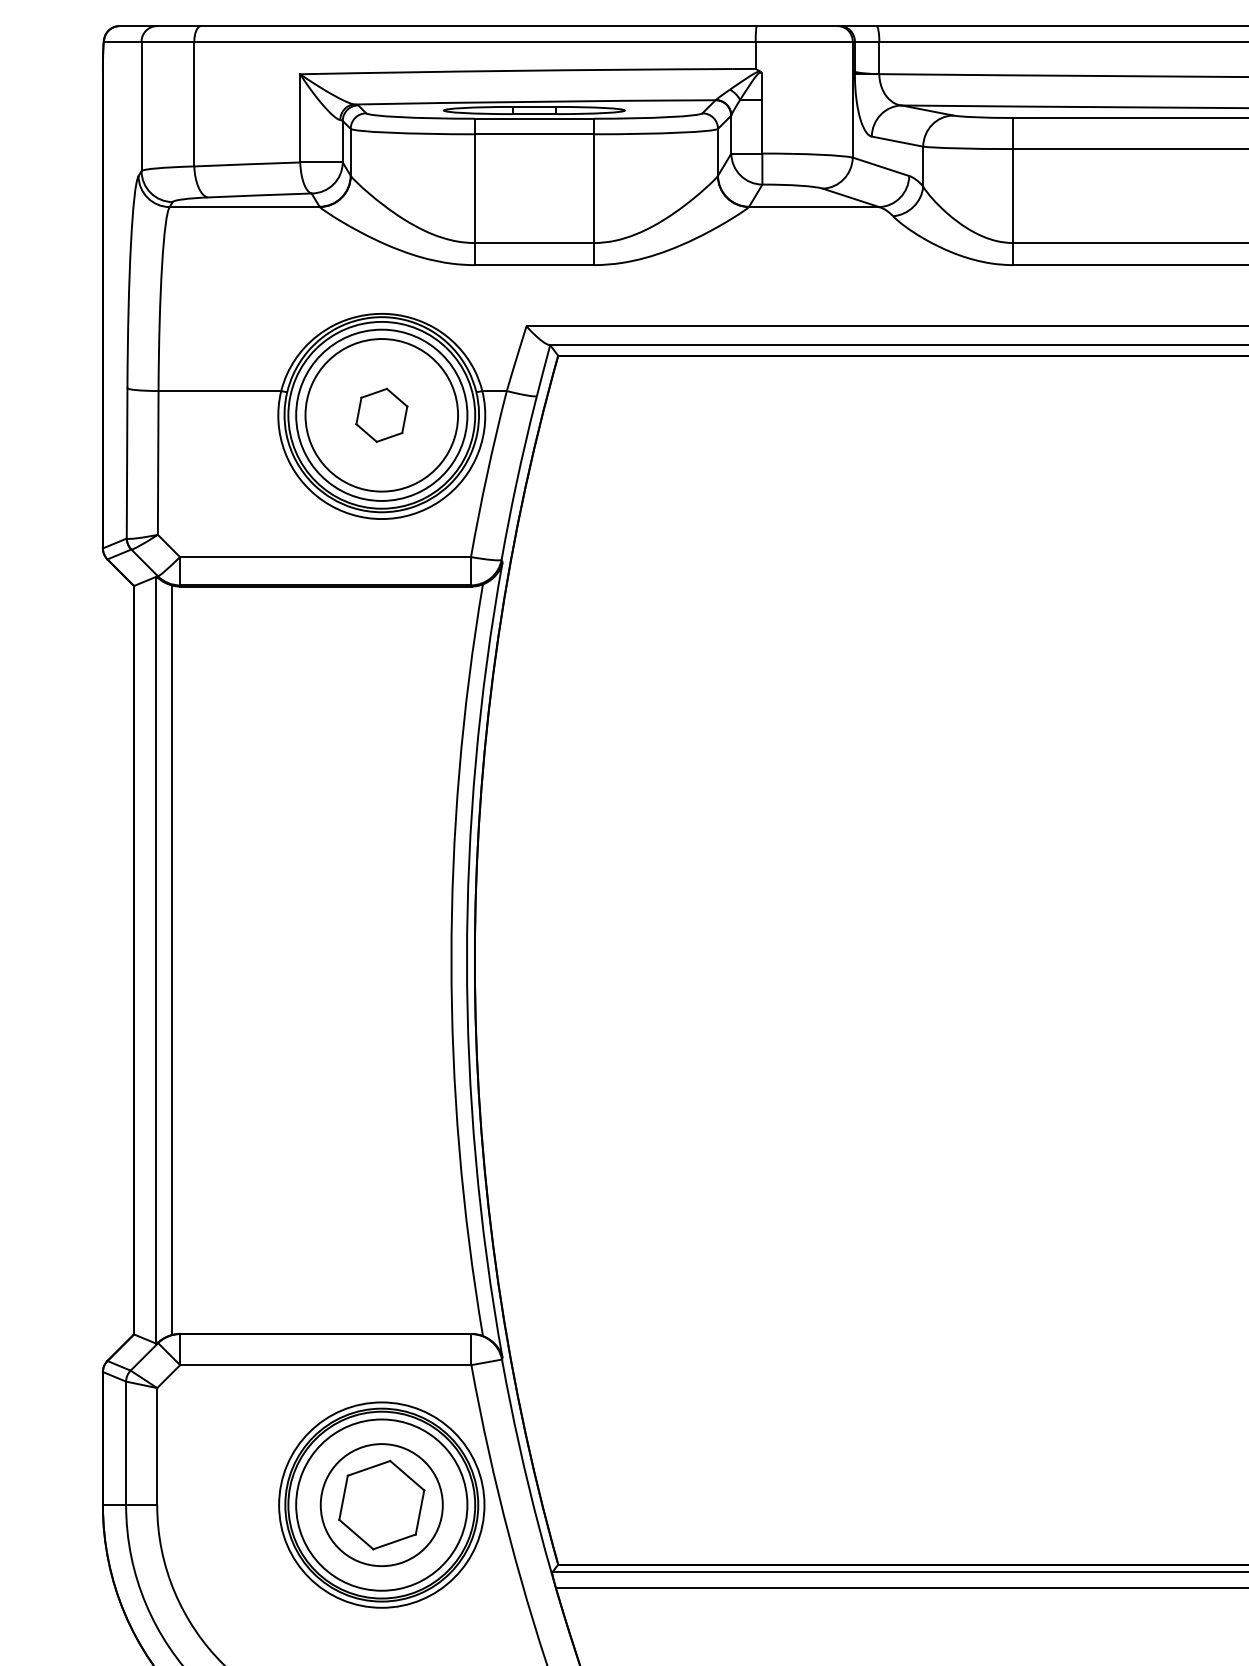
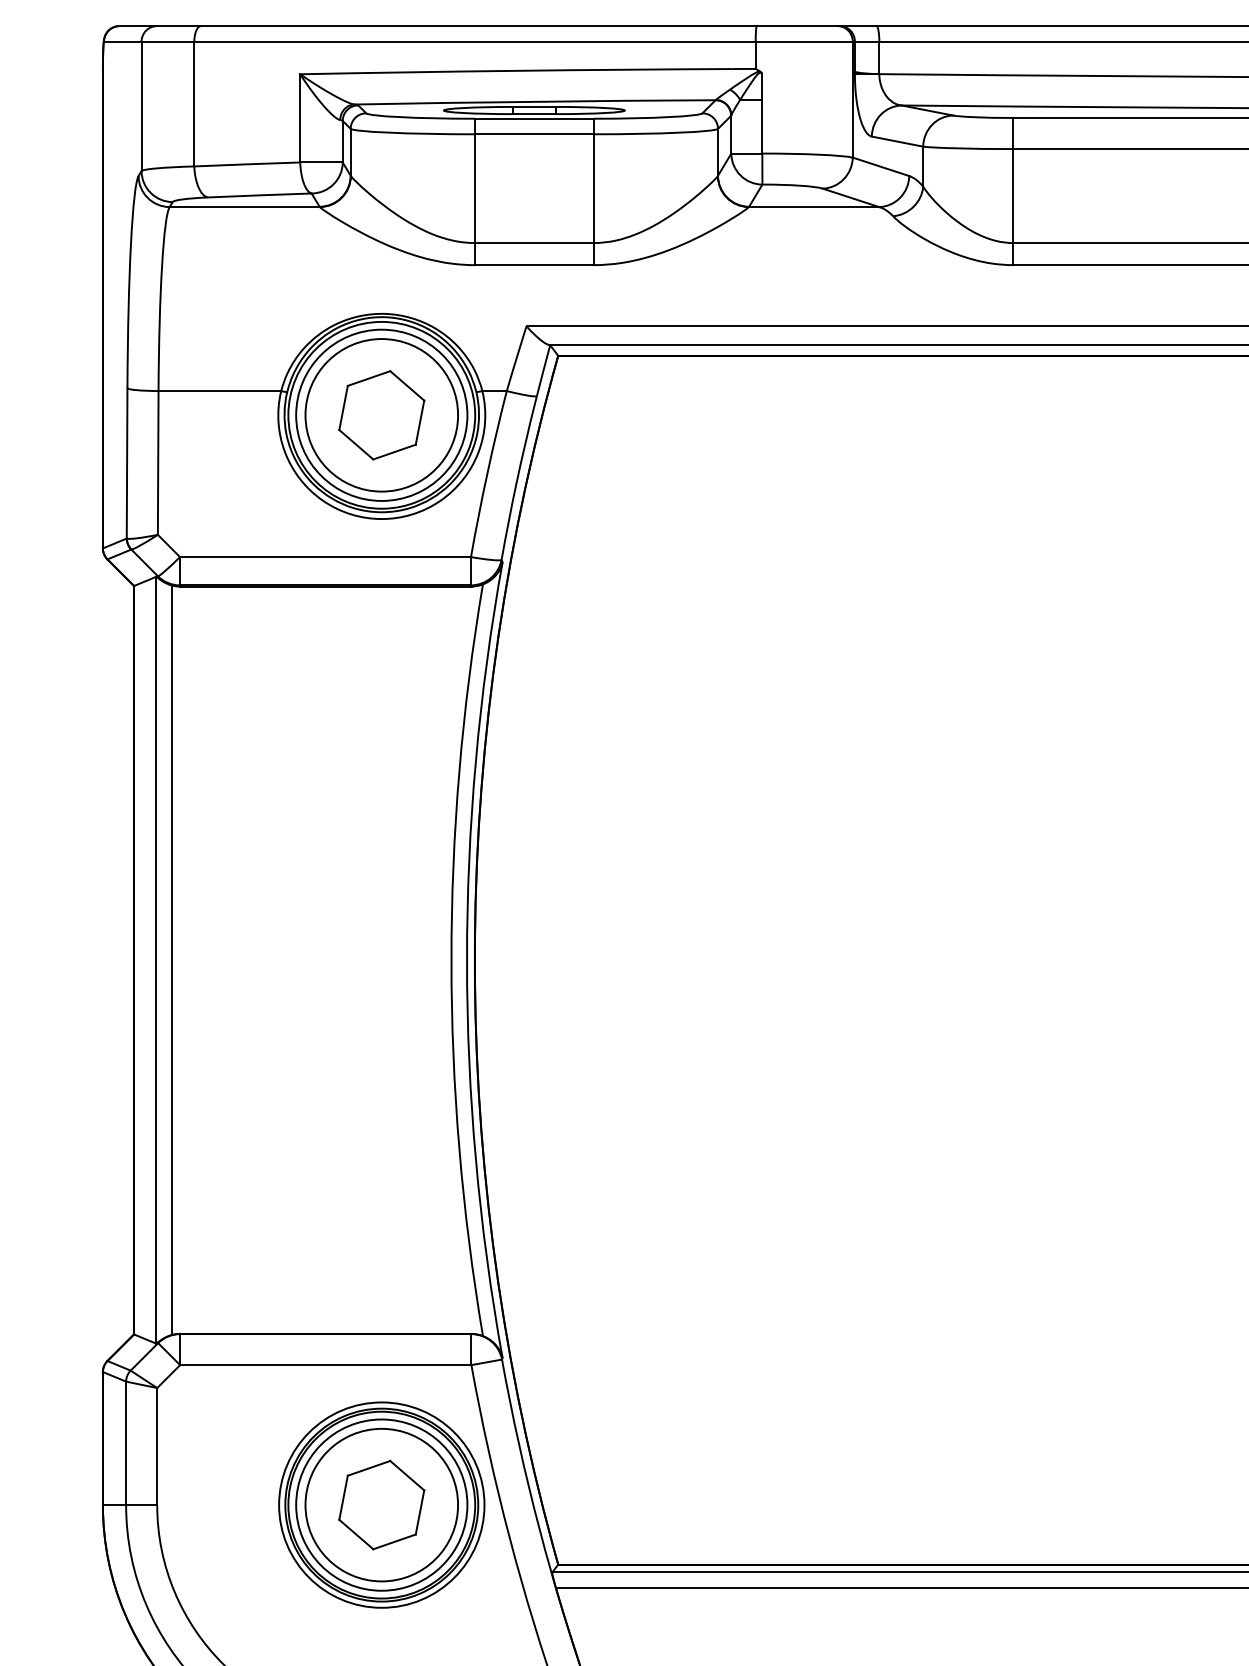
part size: 54x56 px -> 88x91 px (381, 415)
circle diameter: 122 px -> 153 px (381, 1504)
